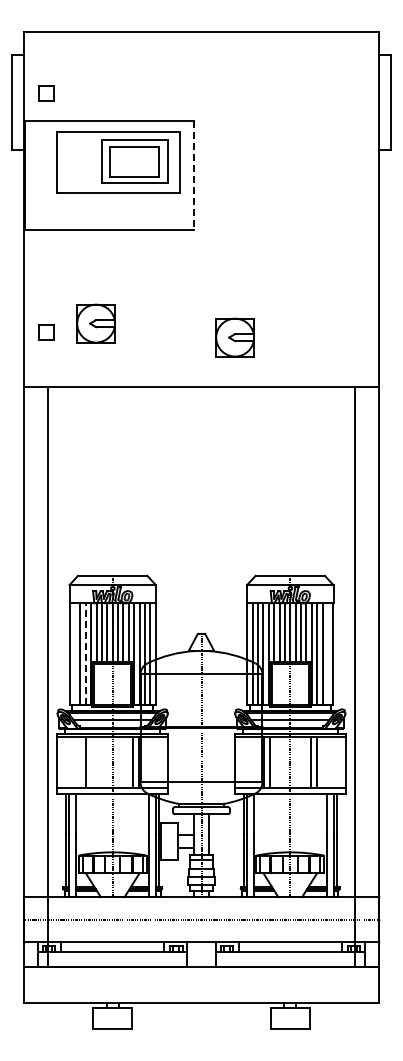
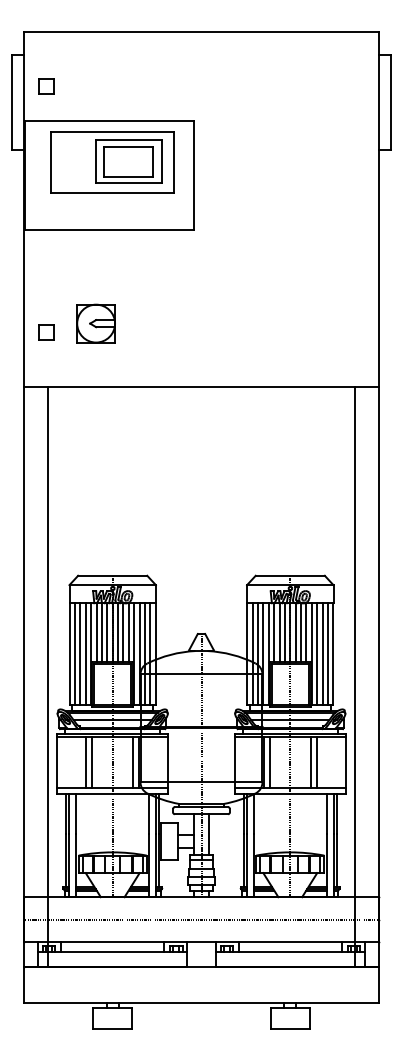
part position: (46, 93) -> (46, 86) (46, 86)
part position: (118, 162) -> (112, 162) (112, 162)
line: dashed -> solid (194, 175)
part: present -> none (234, 337)
line: none -> present (75, 653)
line: dashed -> solid (85, 653)
line: none -> present (327, 653)
line: none -> present (91, 762)
